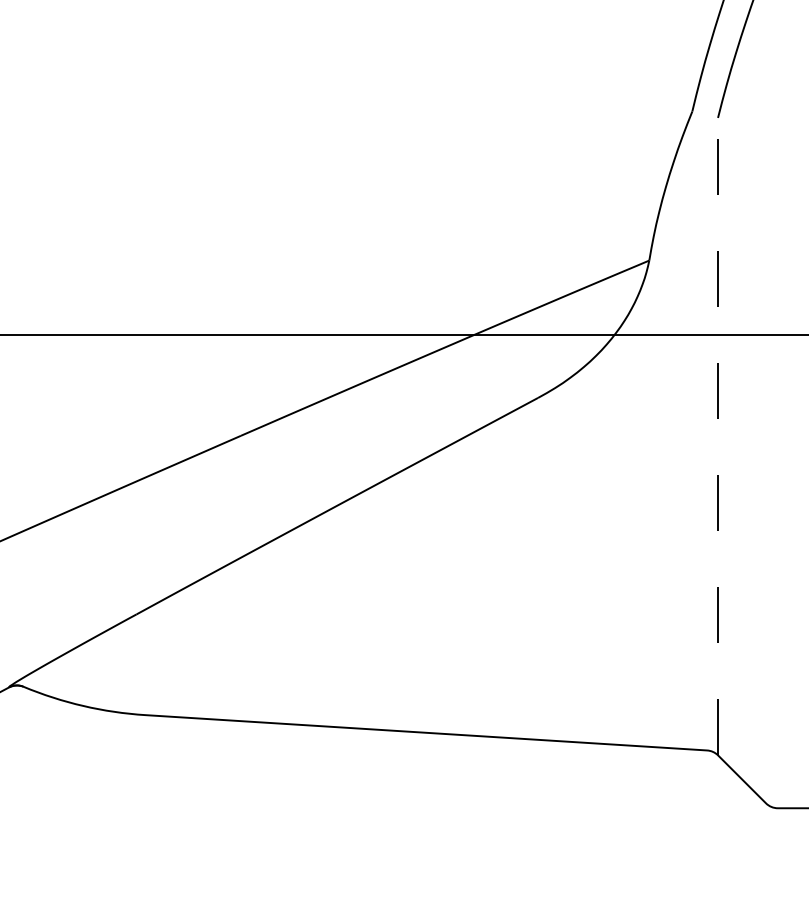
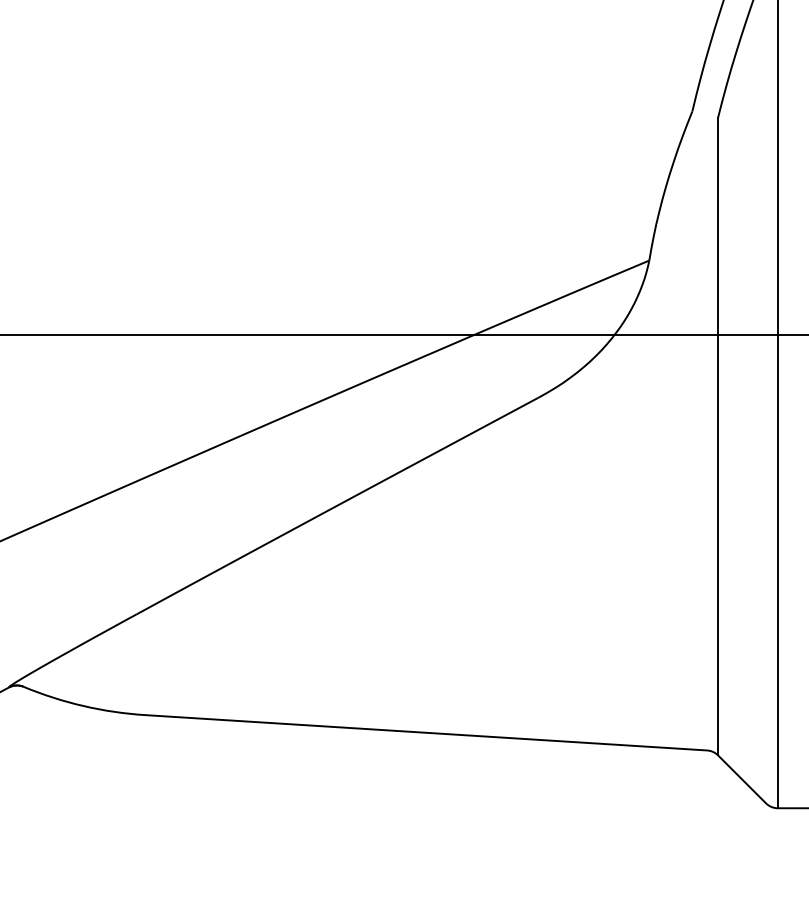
line: none -> present (777, 405)
line: dashed -> solid (718, 436)
